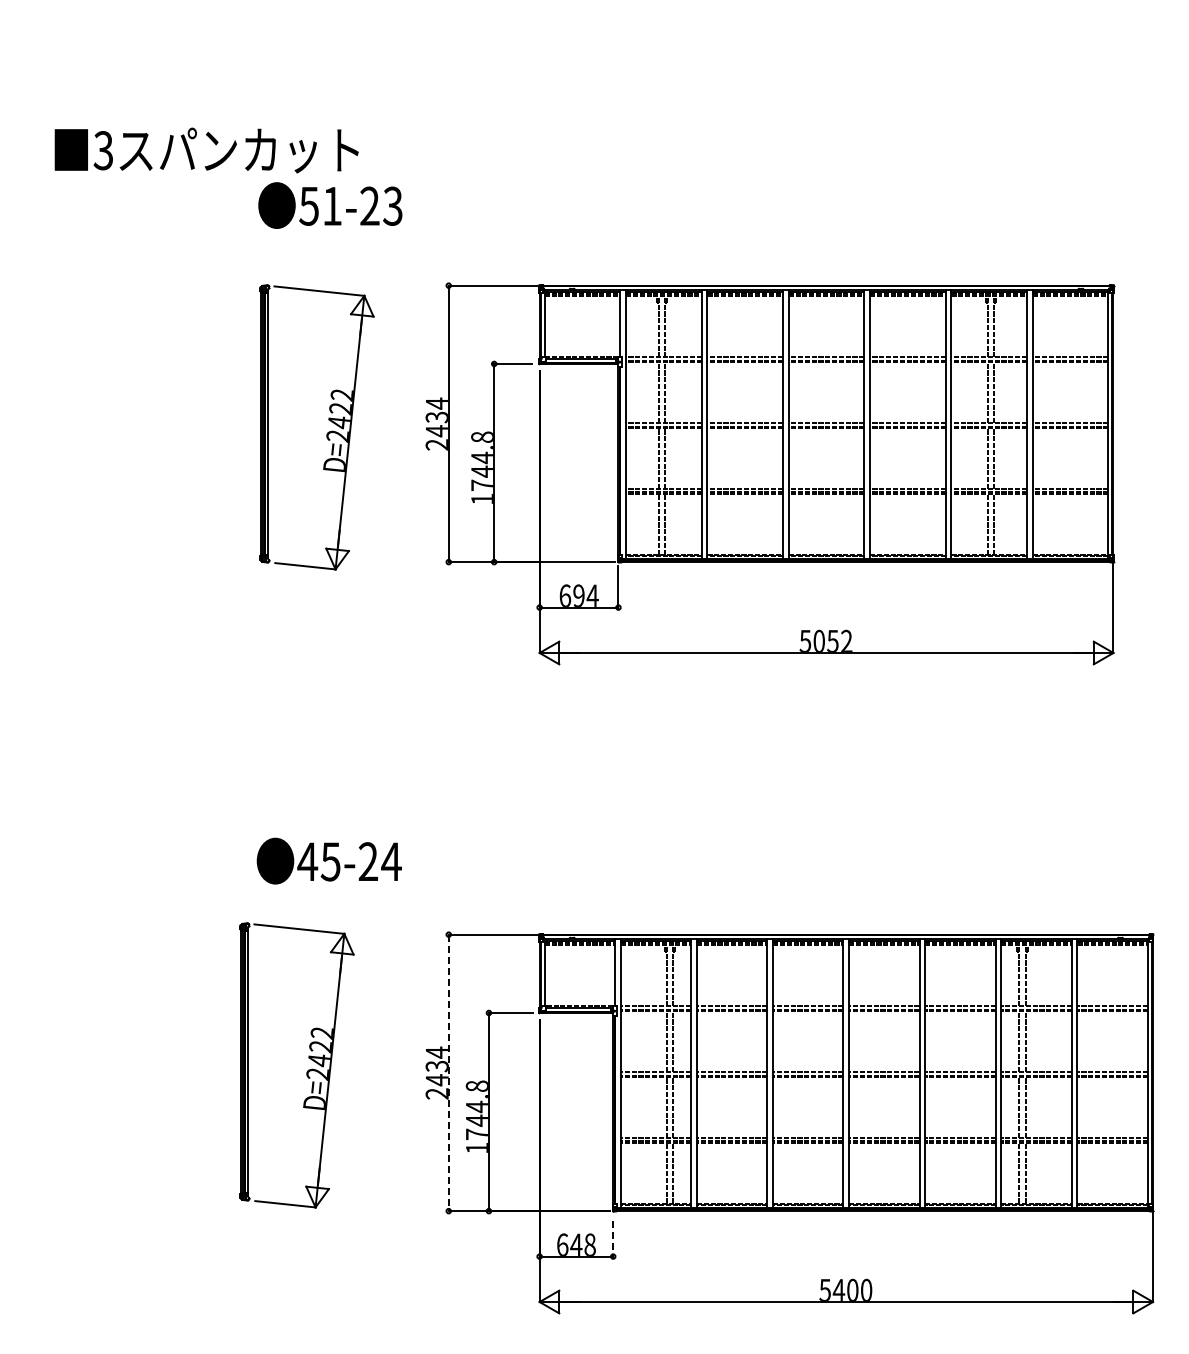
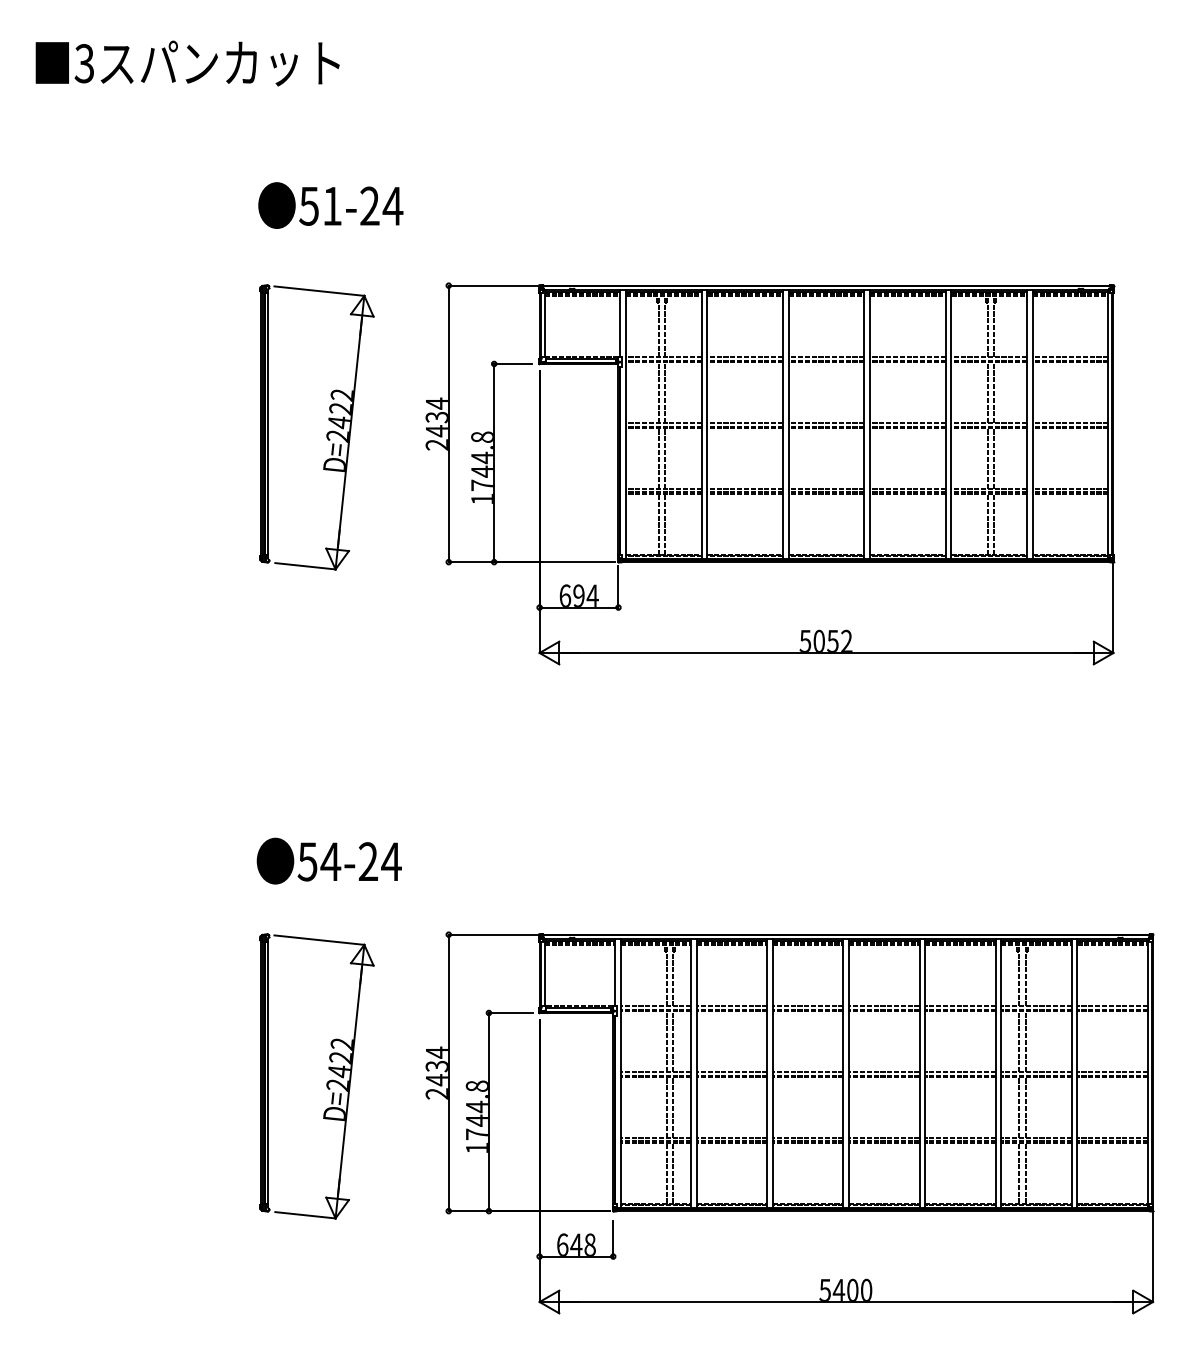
text position: (206, 150) -> (187, 63) (187, 63)
text: 51-23 -> 51-24 (392, 205)
text: 45-24 -> 54-24 (319, 861)
part position: (307, 1070) -> (327, 1081) (327, 1081)
line: dashed -> solid (448, 1073)
line: dashed -> solid (613, 1238)
